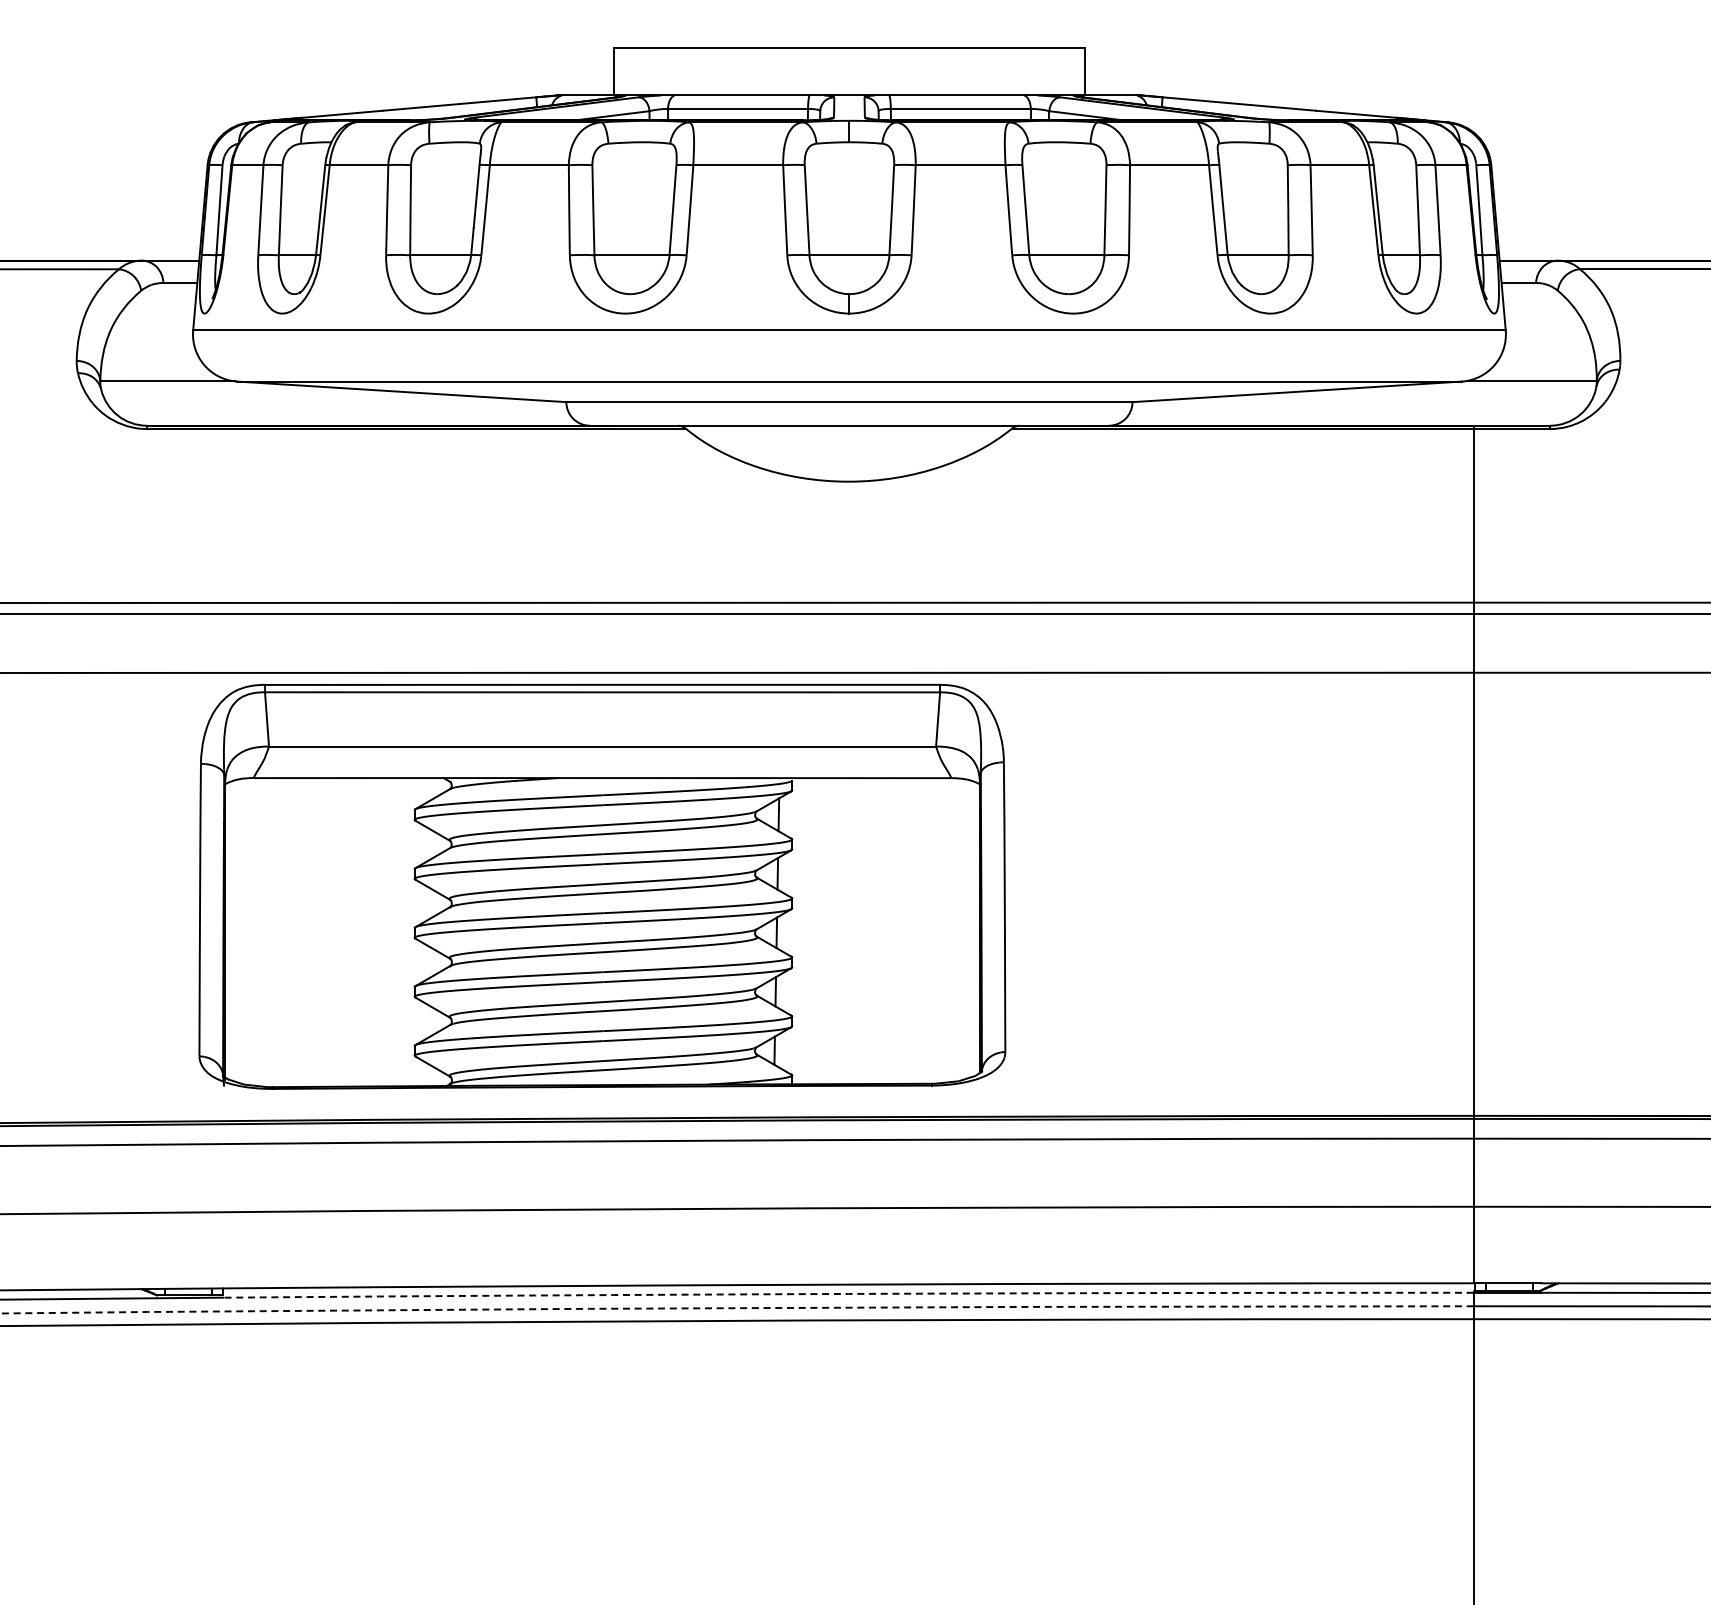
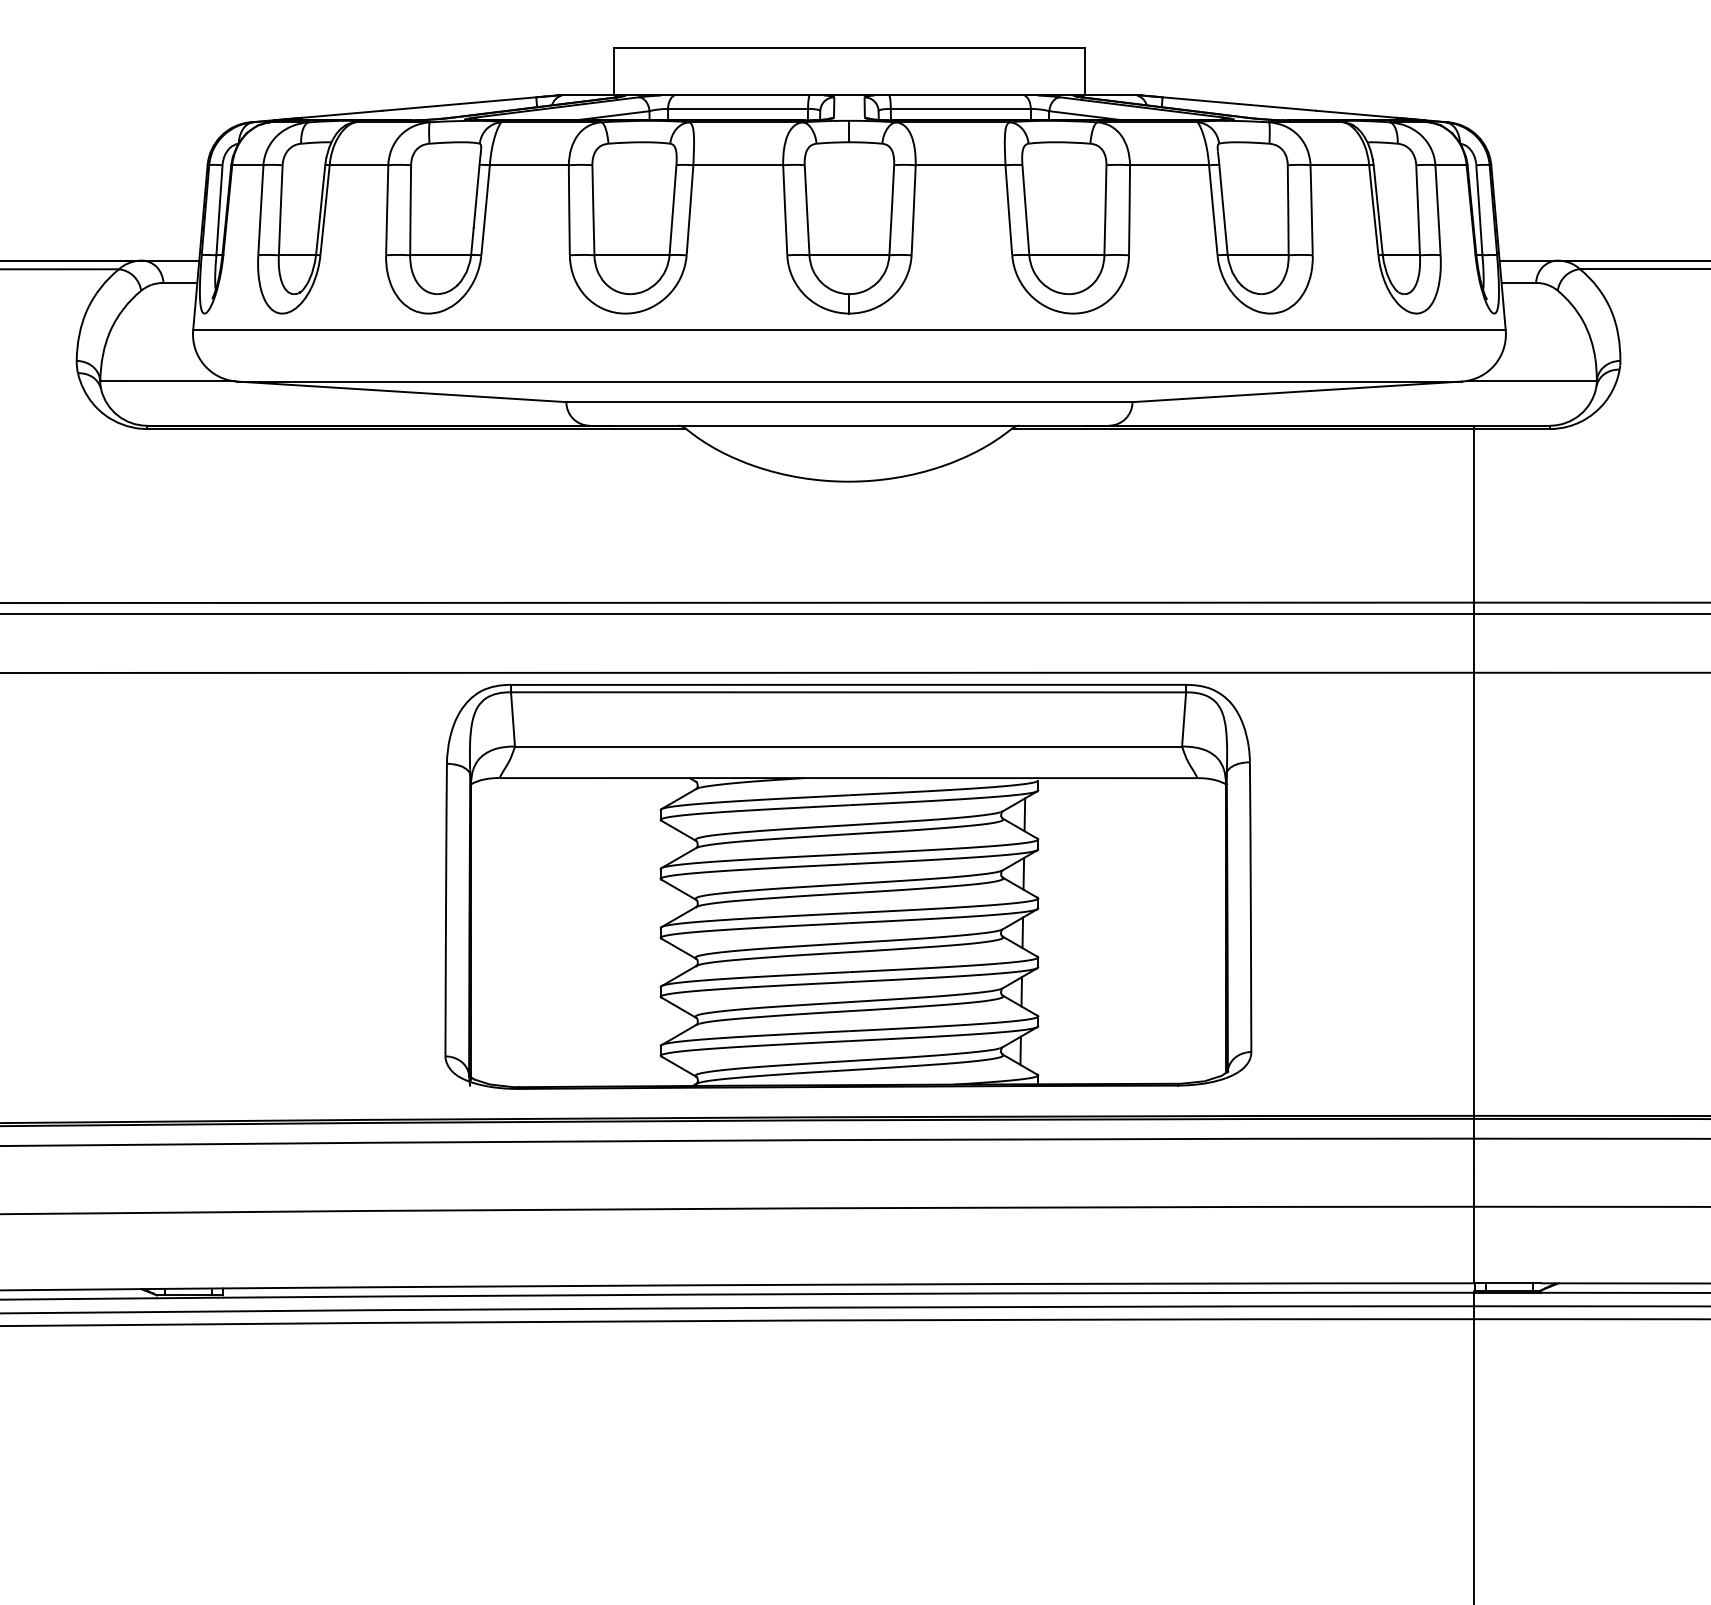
part position: (602, 886) -> (848, 886) (848, 886)
arc: dashed -> solid (848, 1293)
arc: dashed -> solid (736, 1308)
